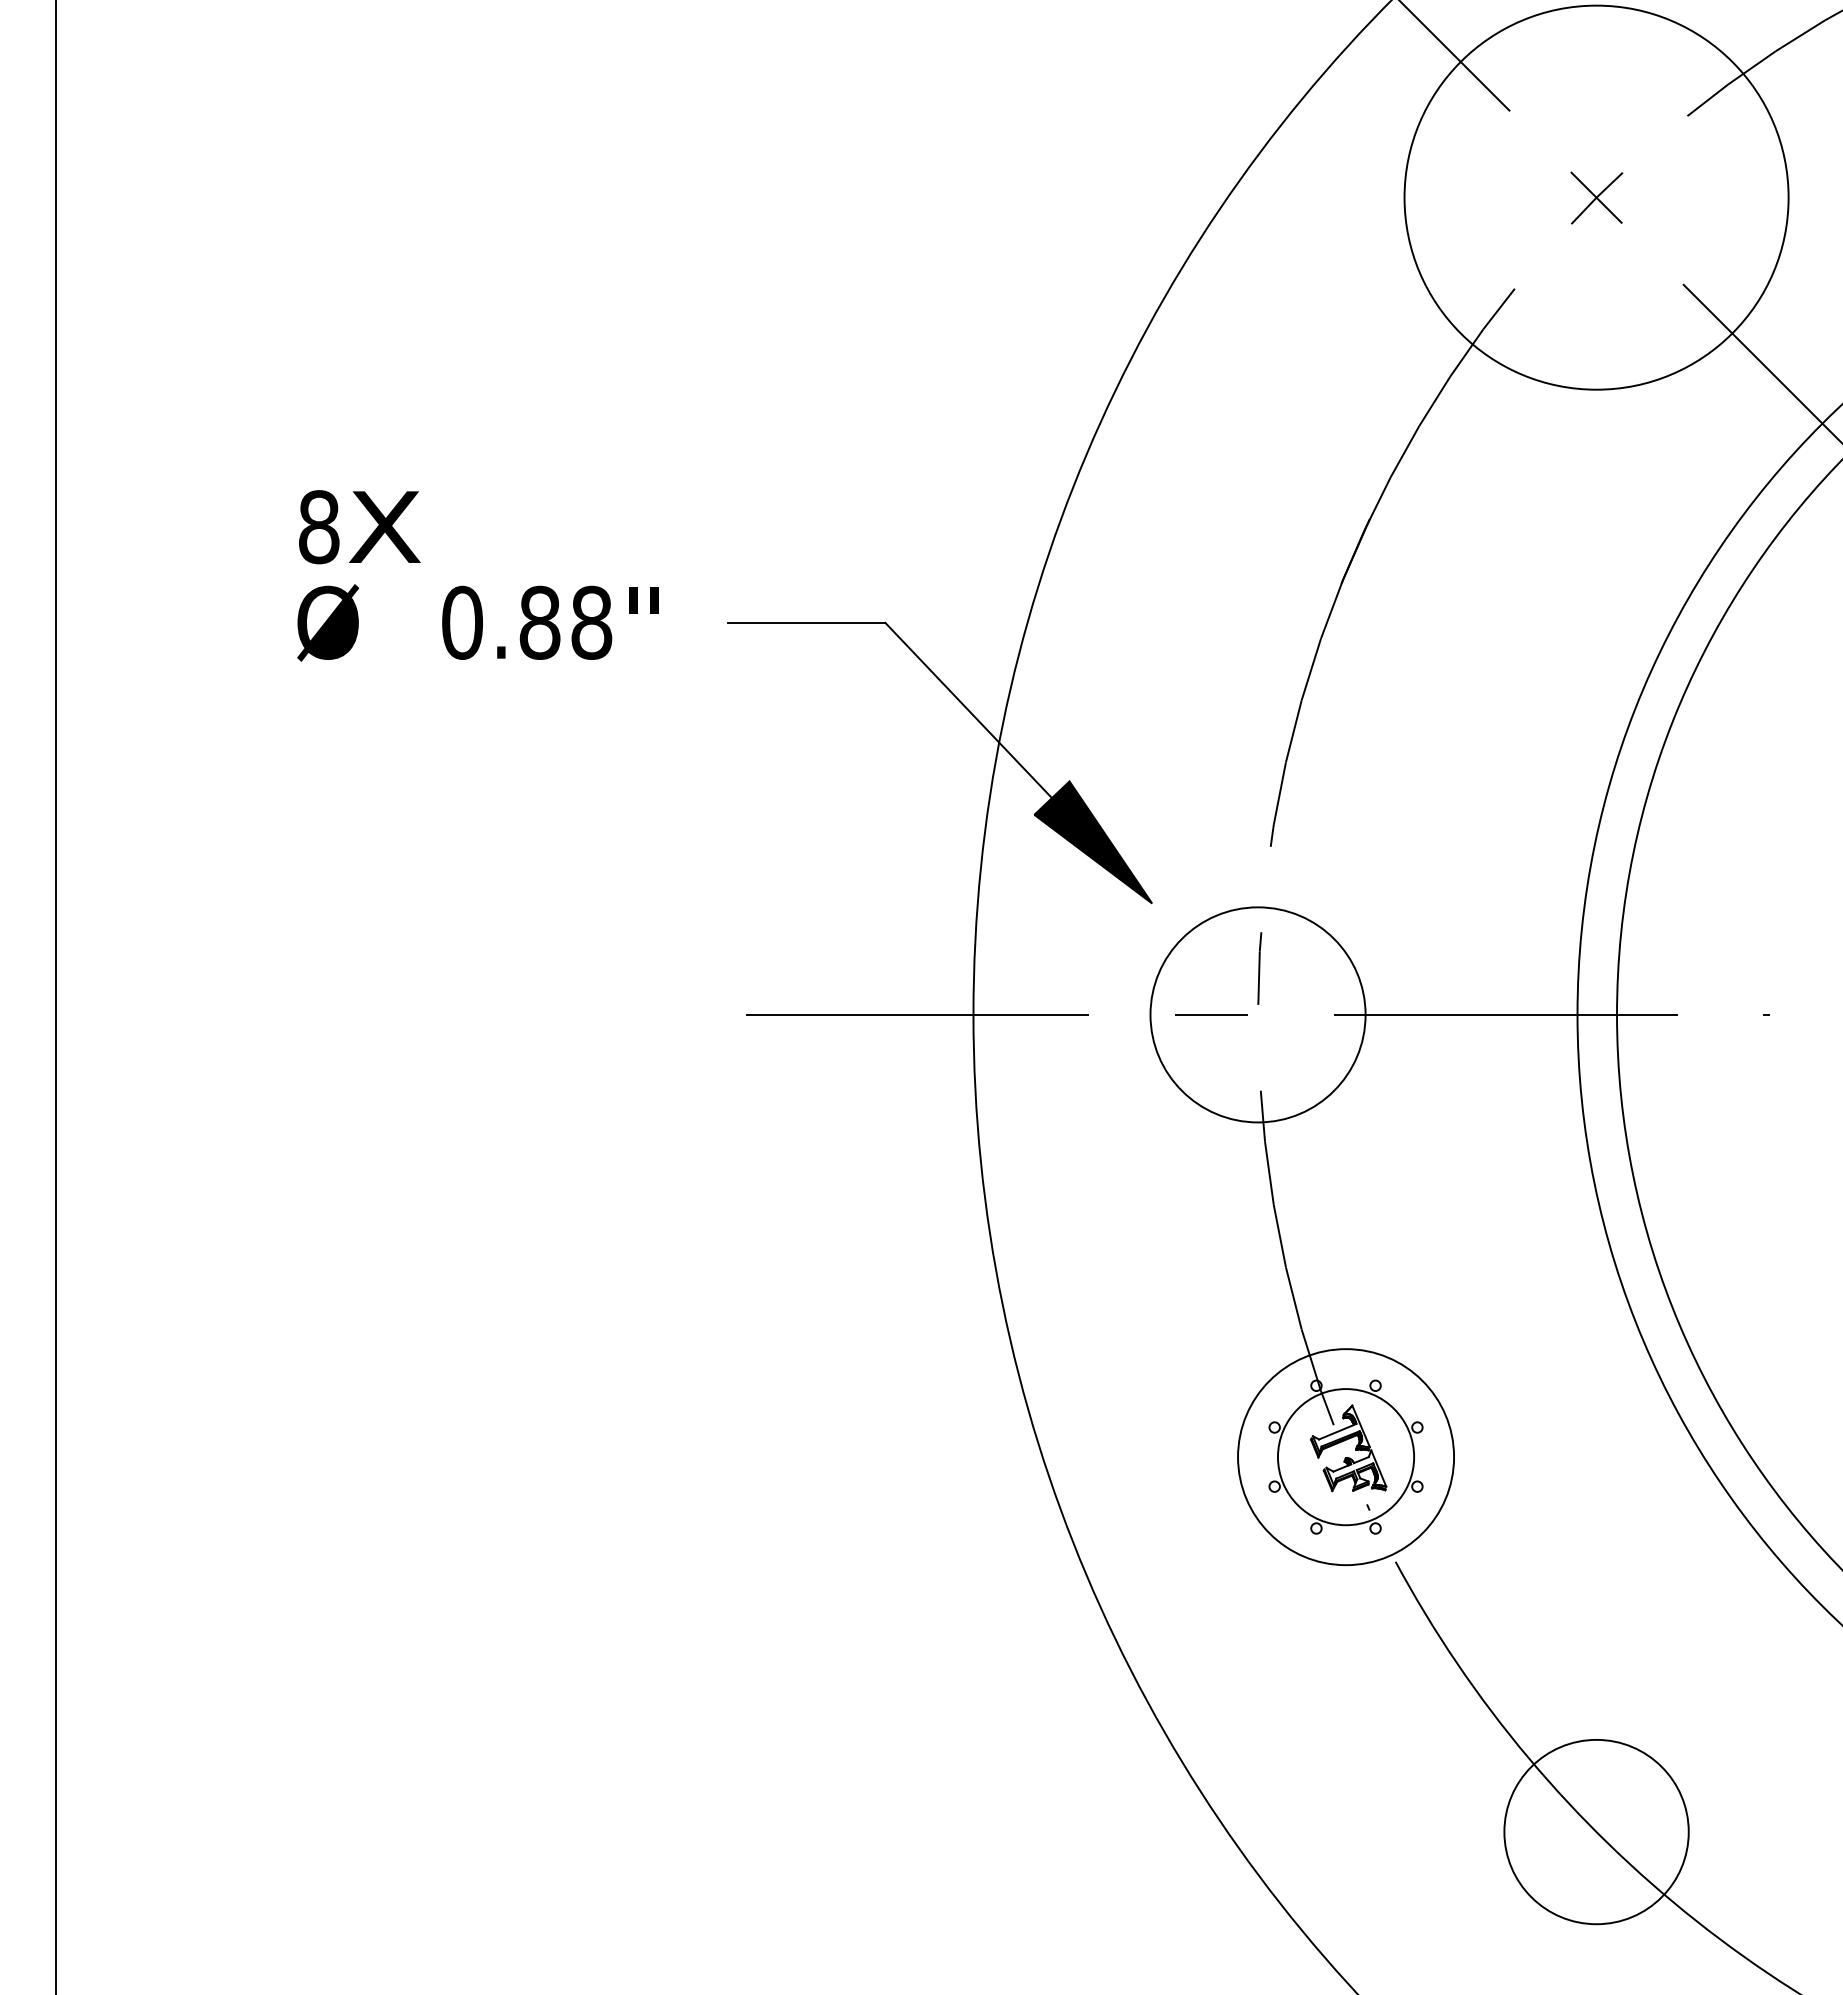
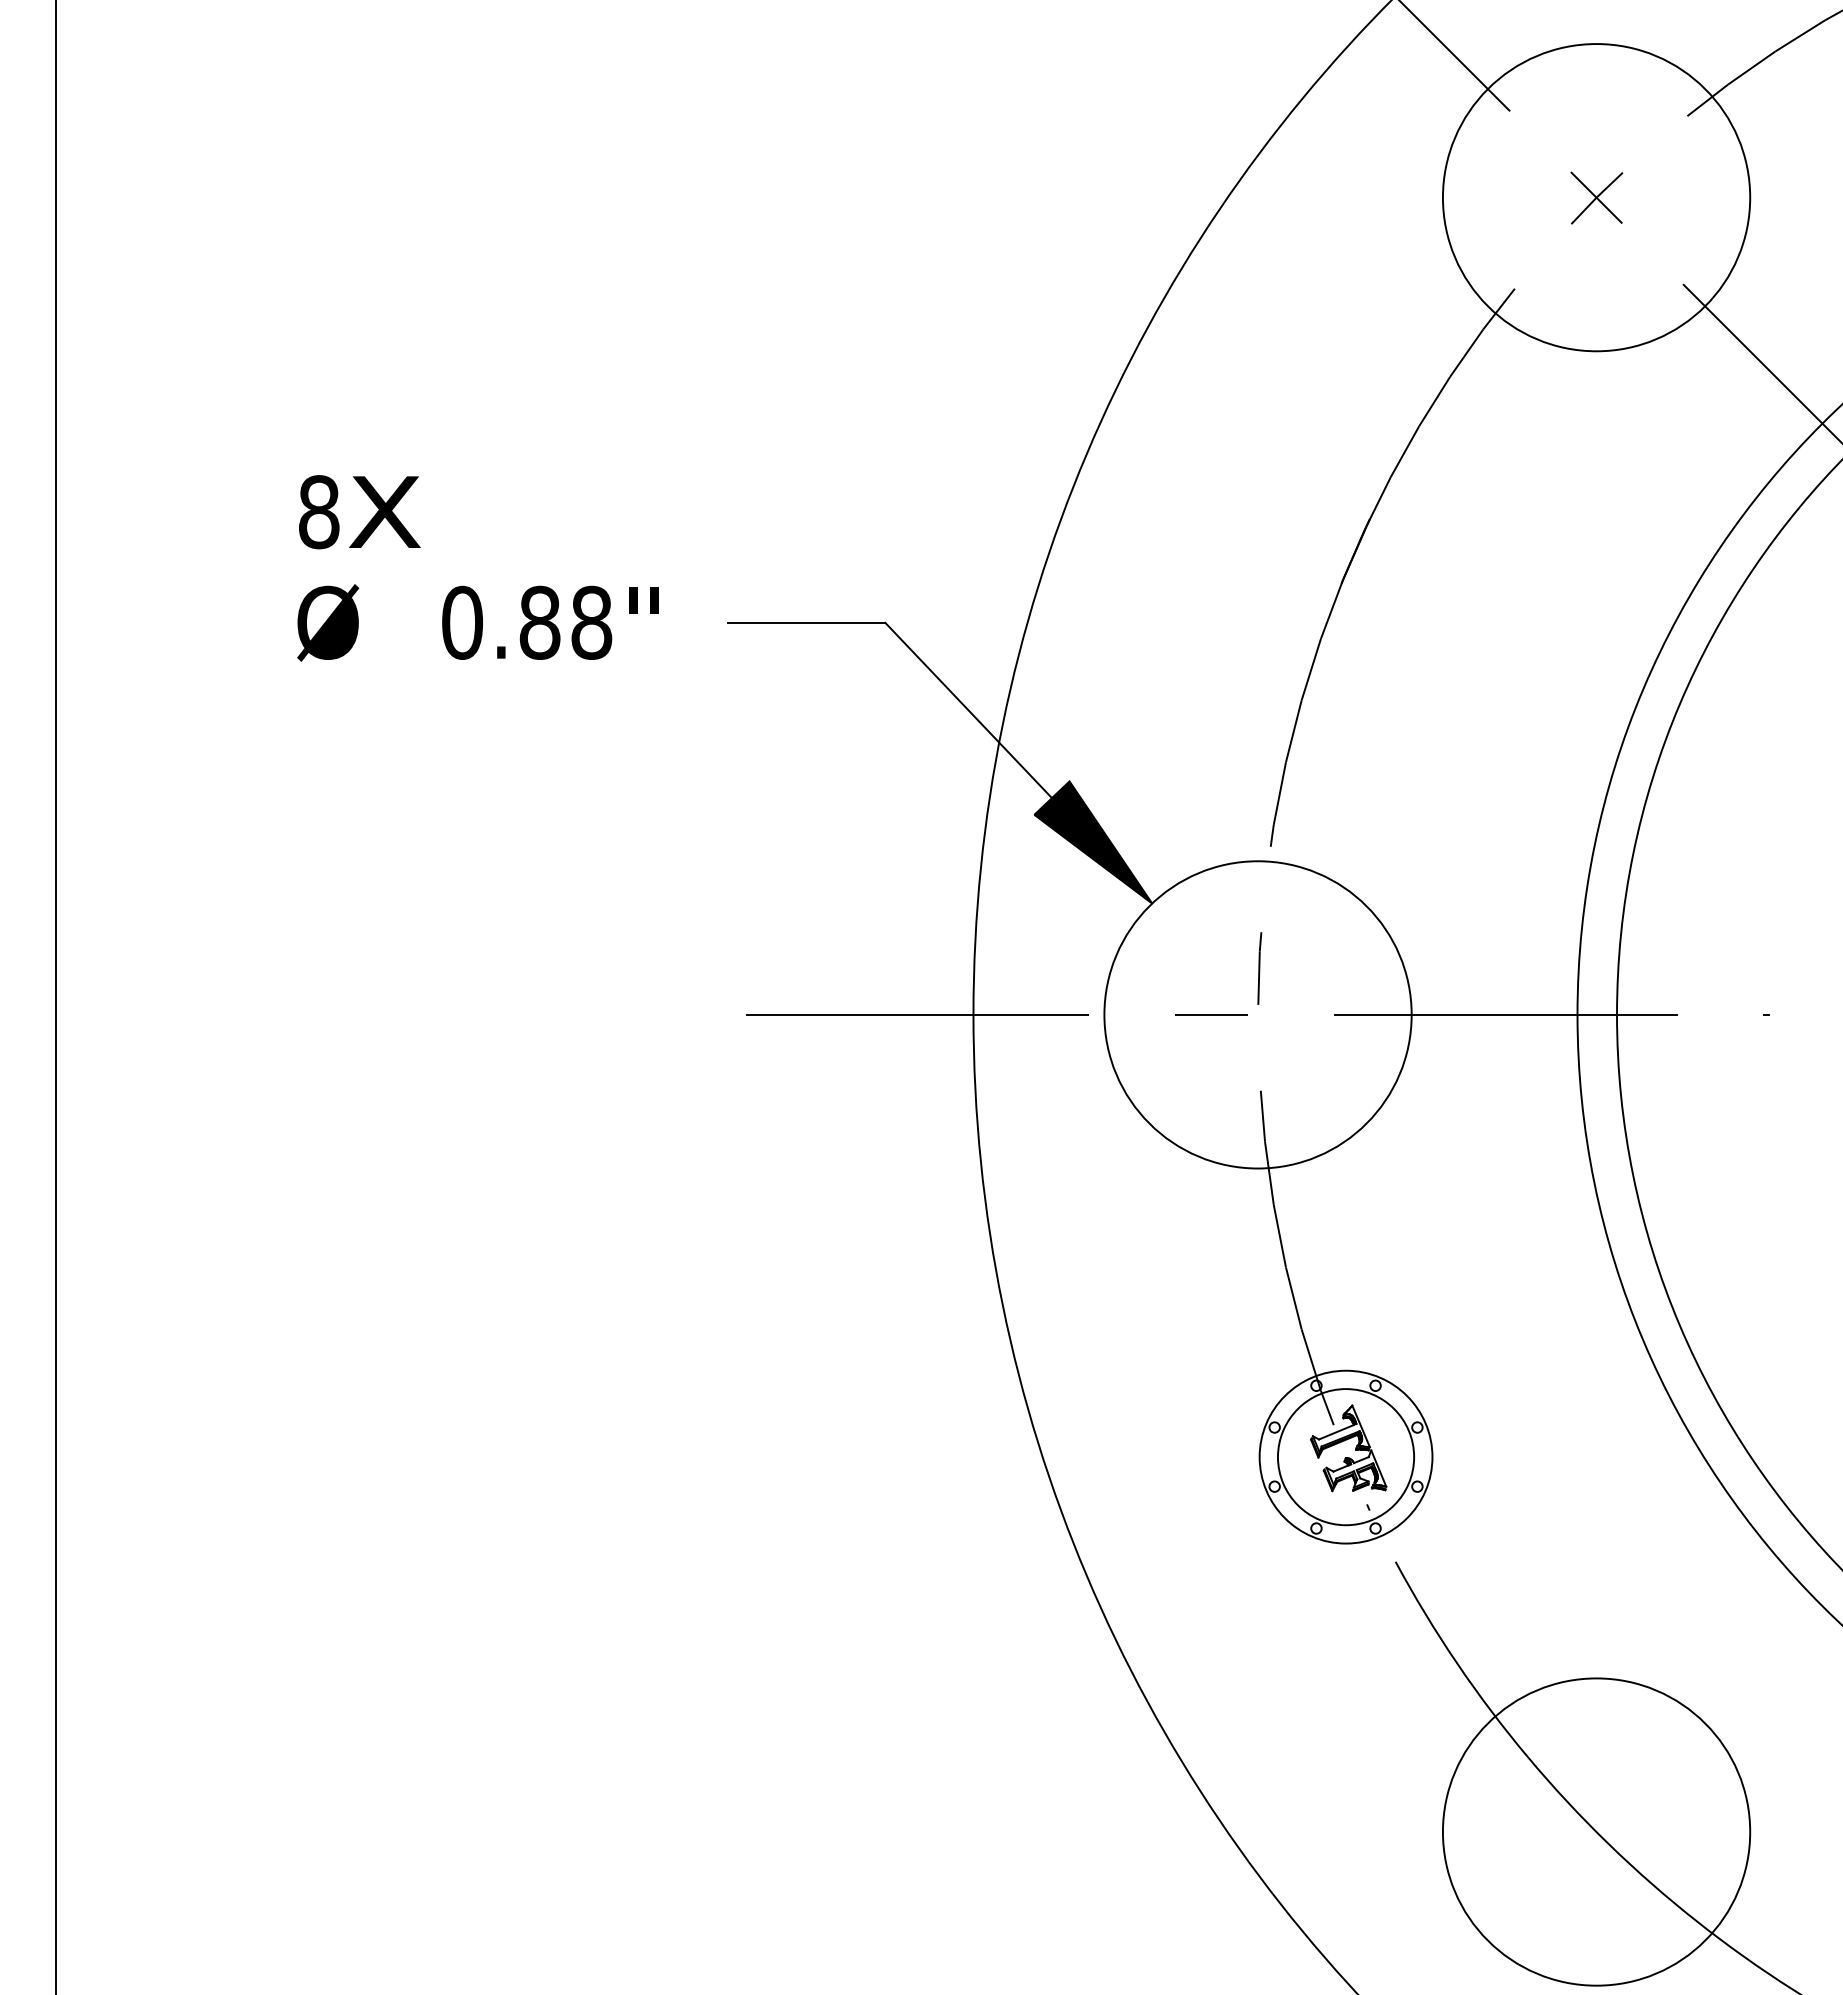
circle diameter: 384 px -> 307 px (1596, 197)
text position: (359, 527) -> (359, 512) (359, 512)
circle diameter: 215 px -> 307 px (1257, 1014)
circle diameter: 216 px -> 173 px (1345, 1456)
circle diameter: 184 px -> 307 px (1596, 1831)
